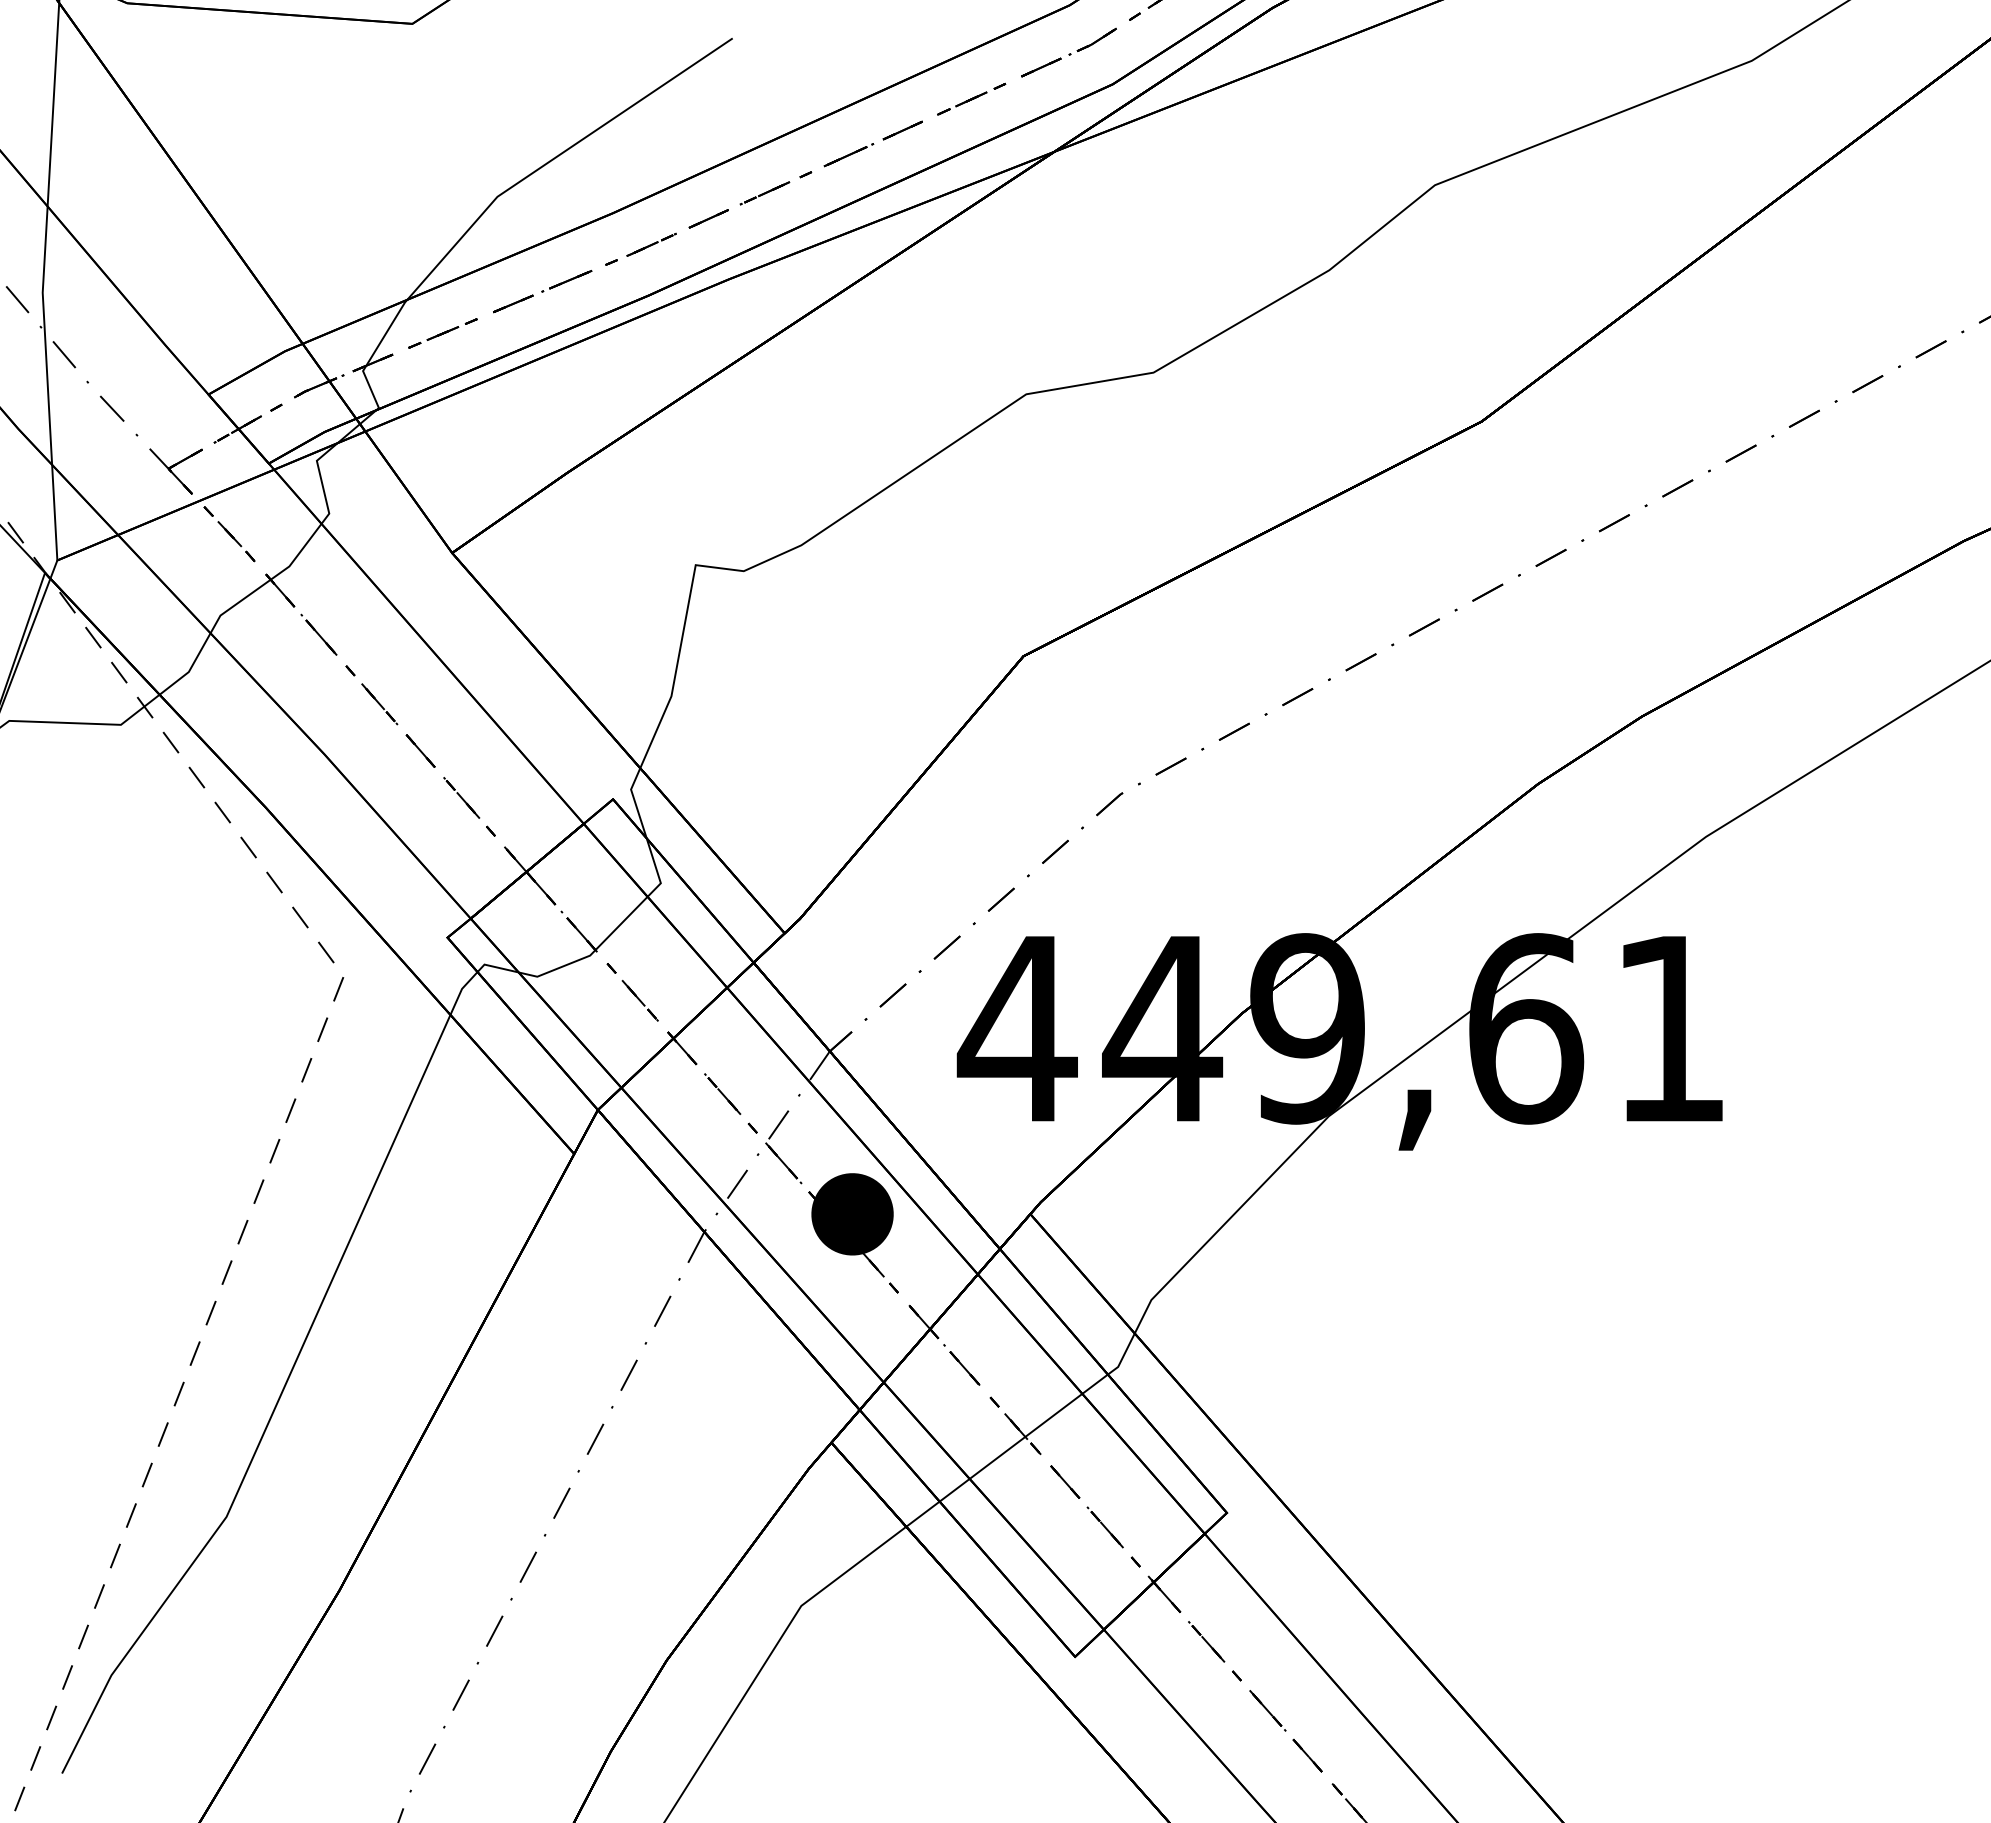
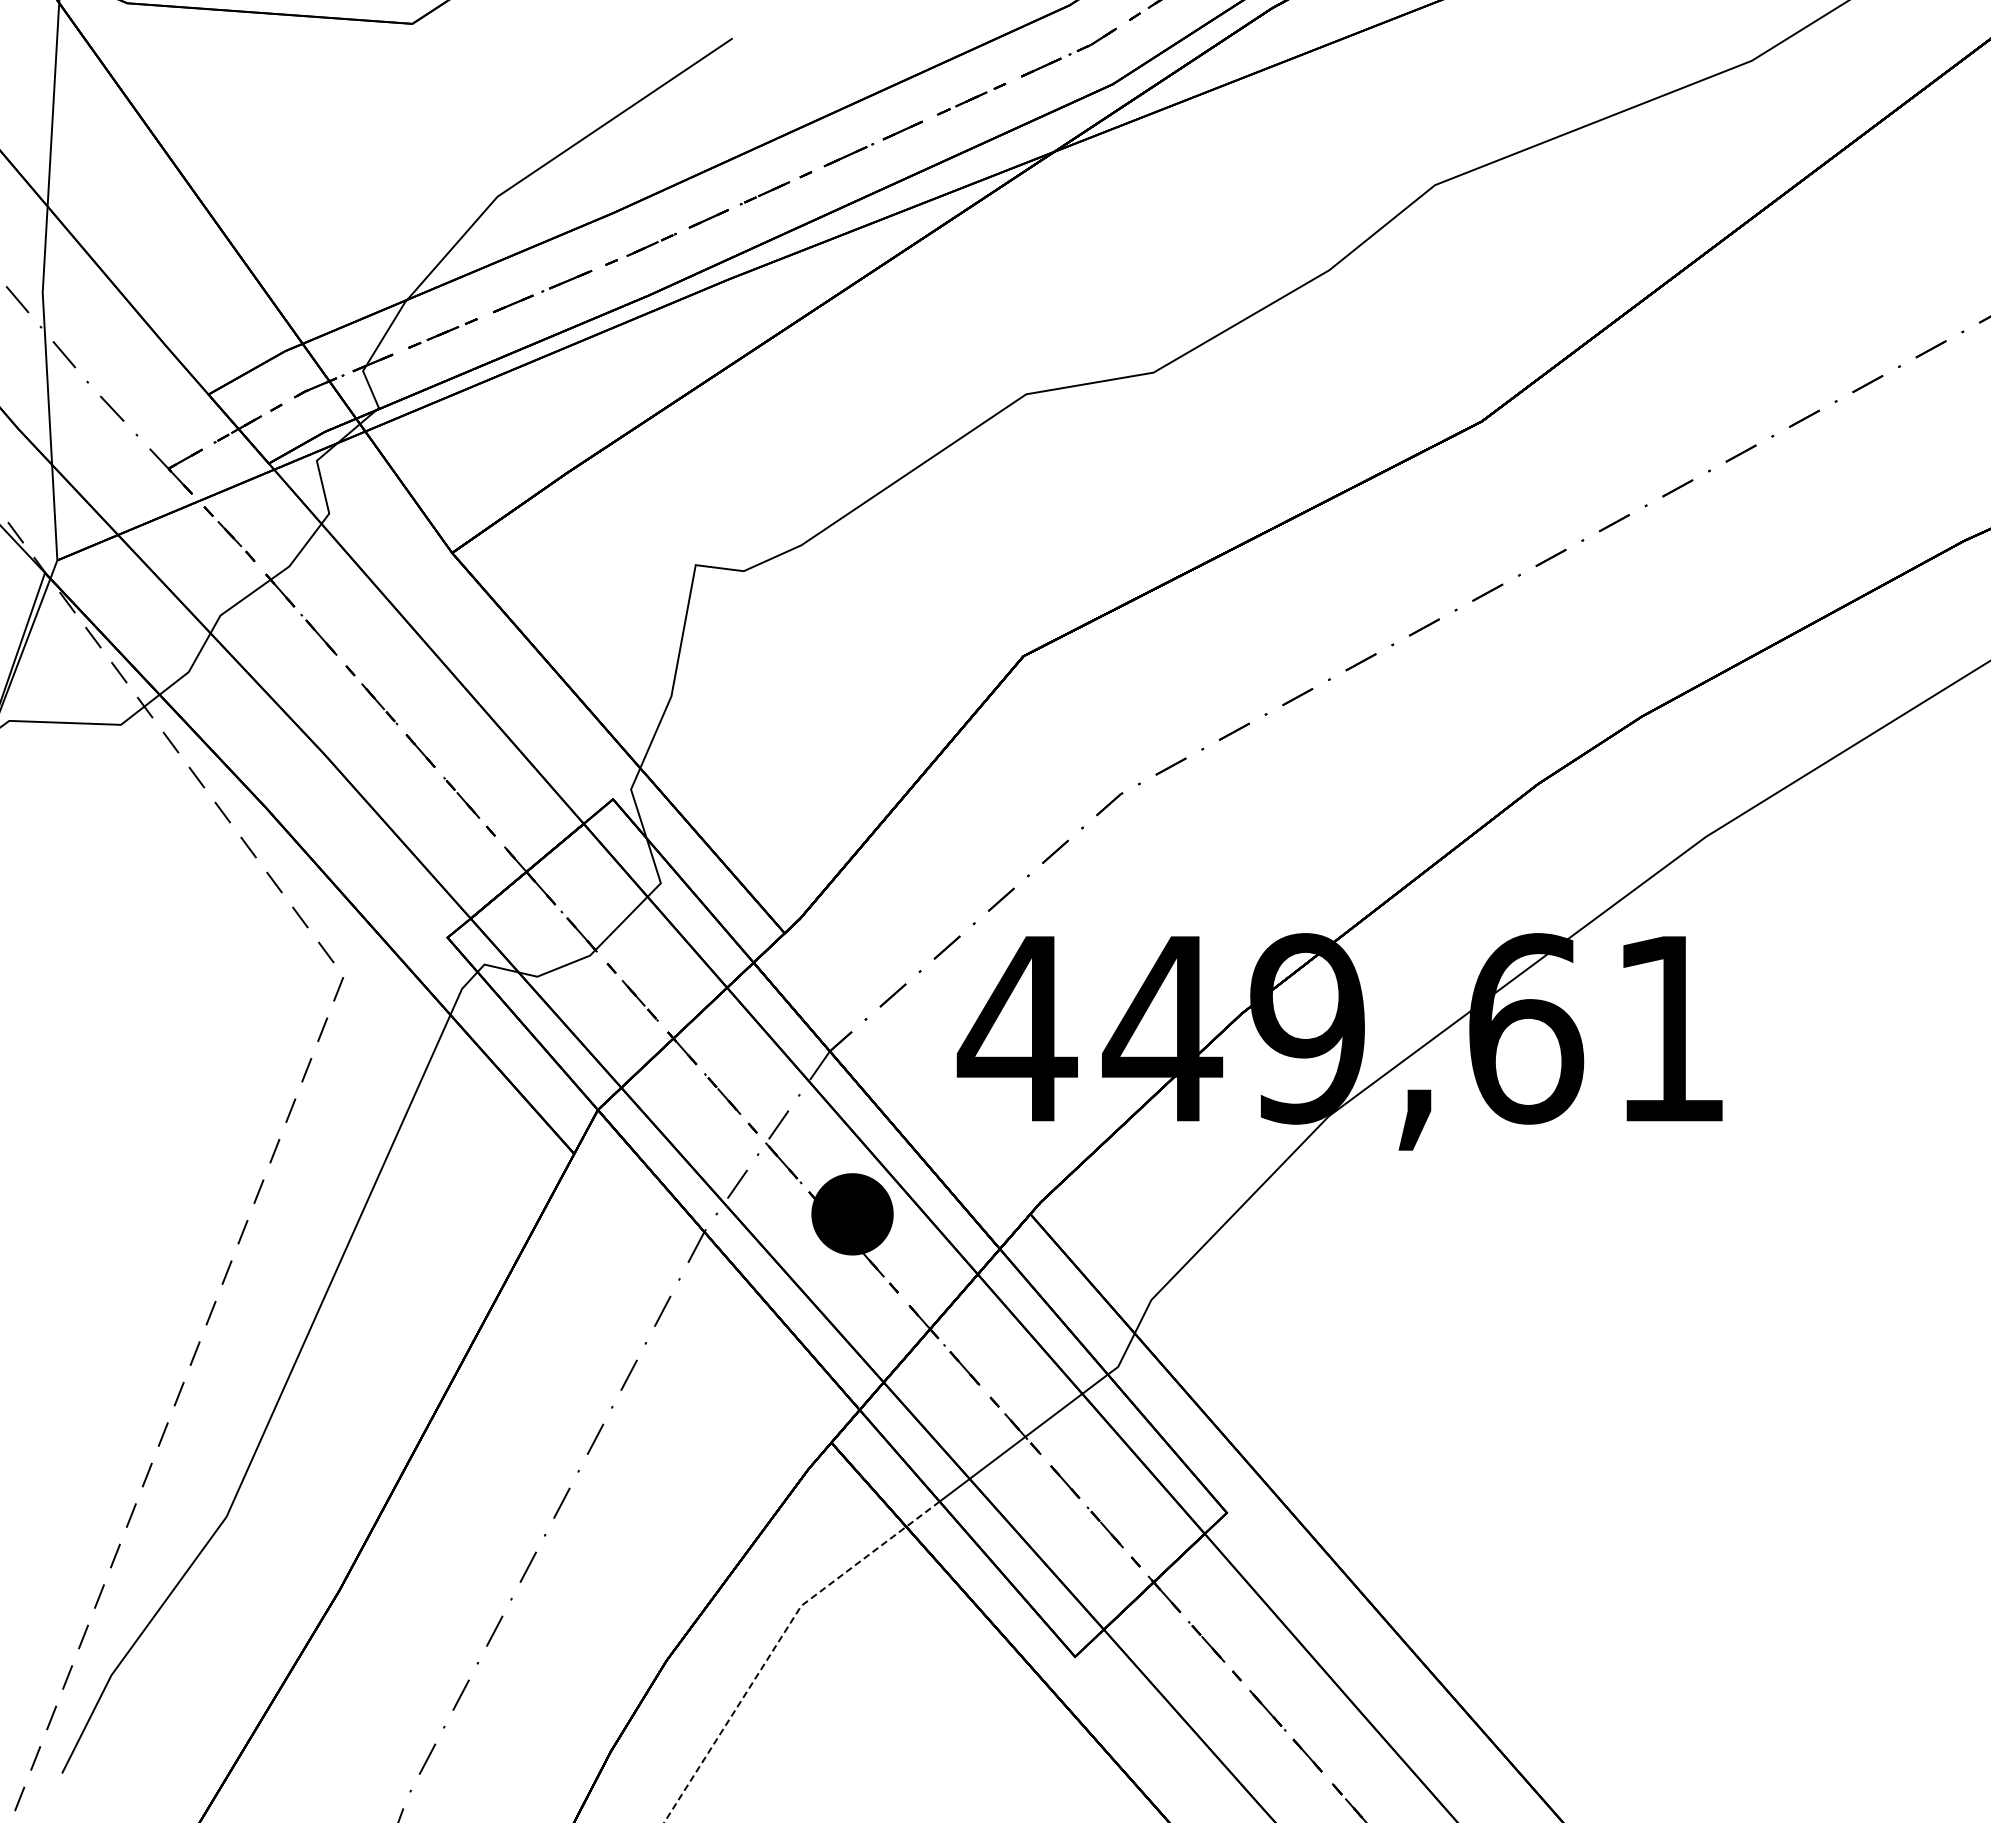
line: solid -> dashed (779, 1640)
